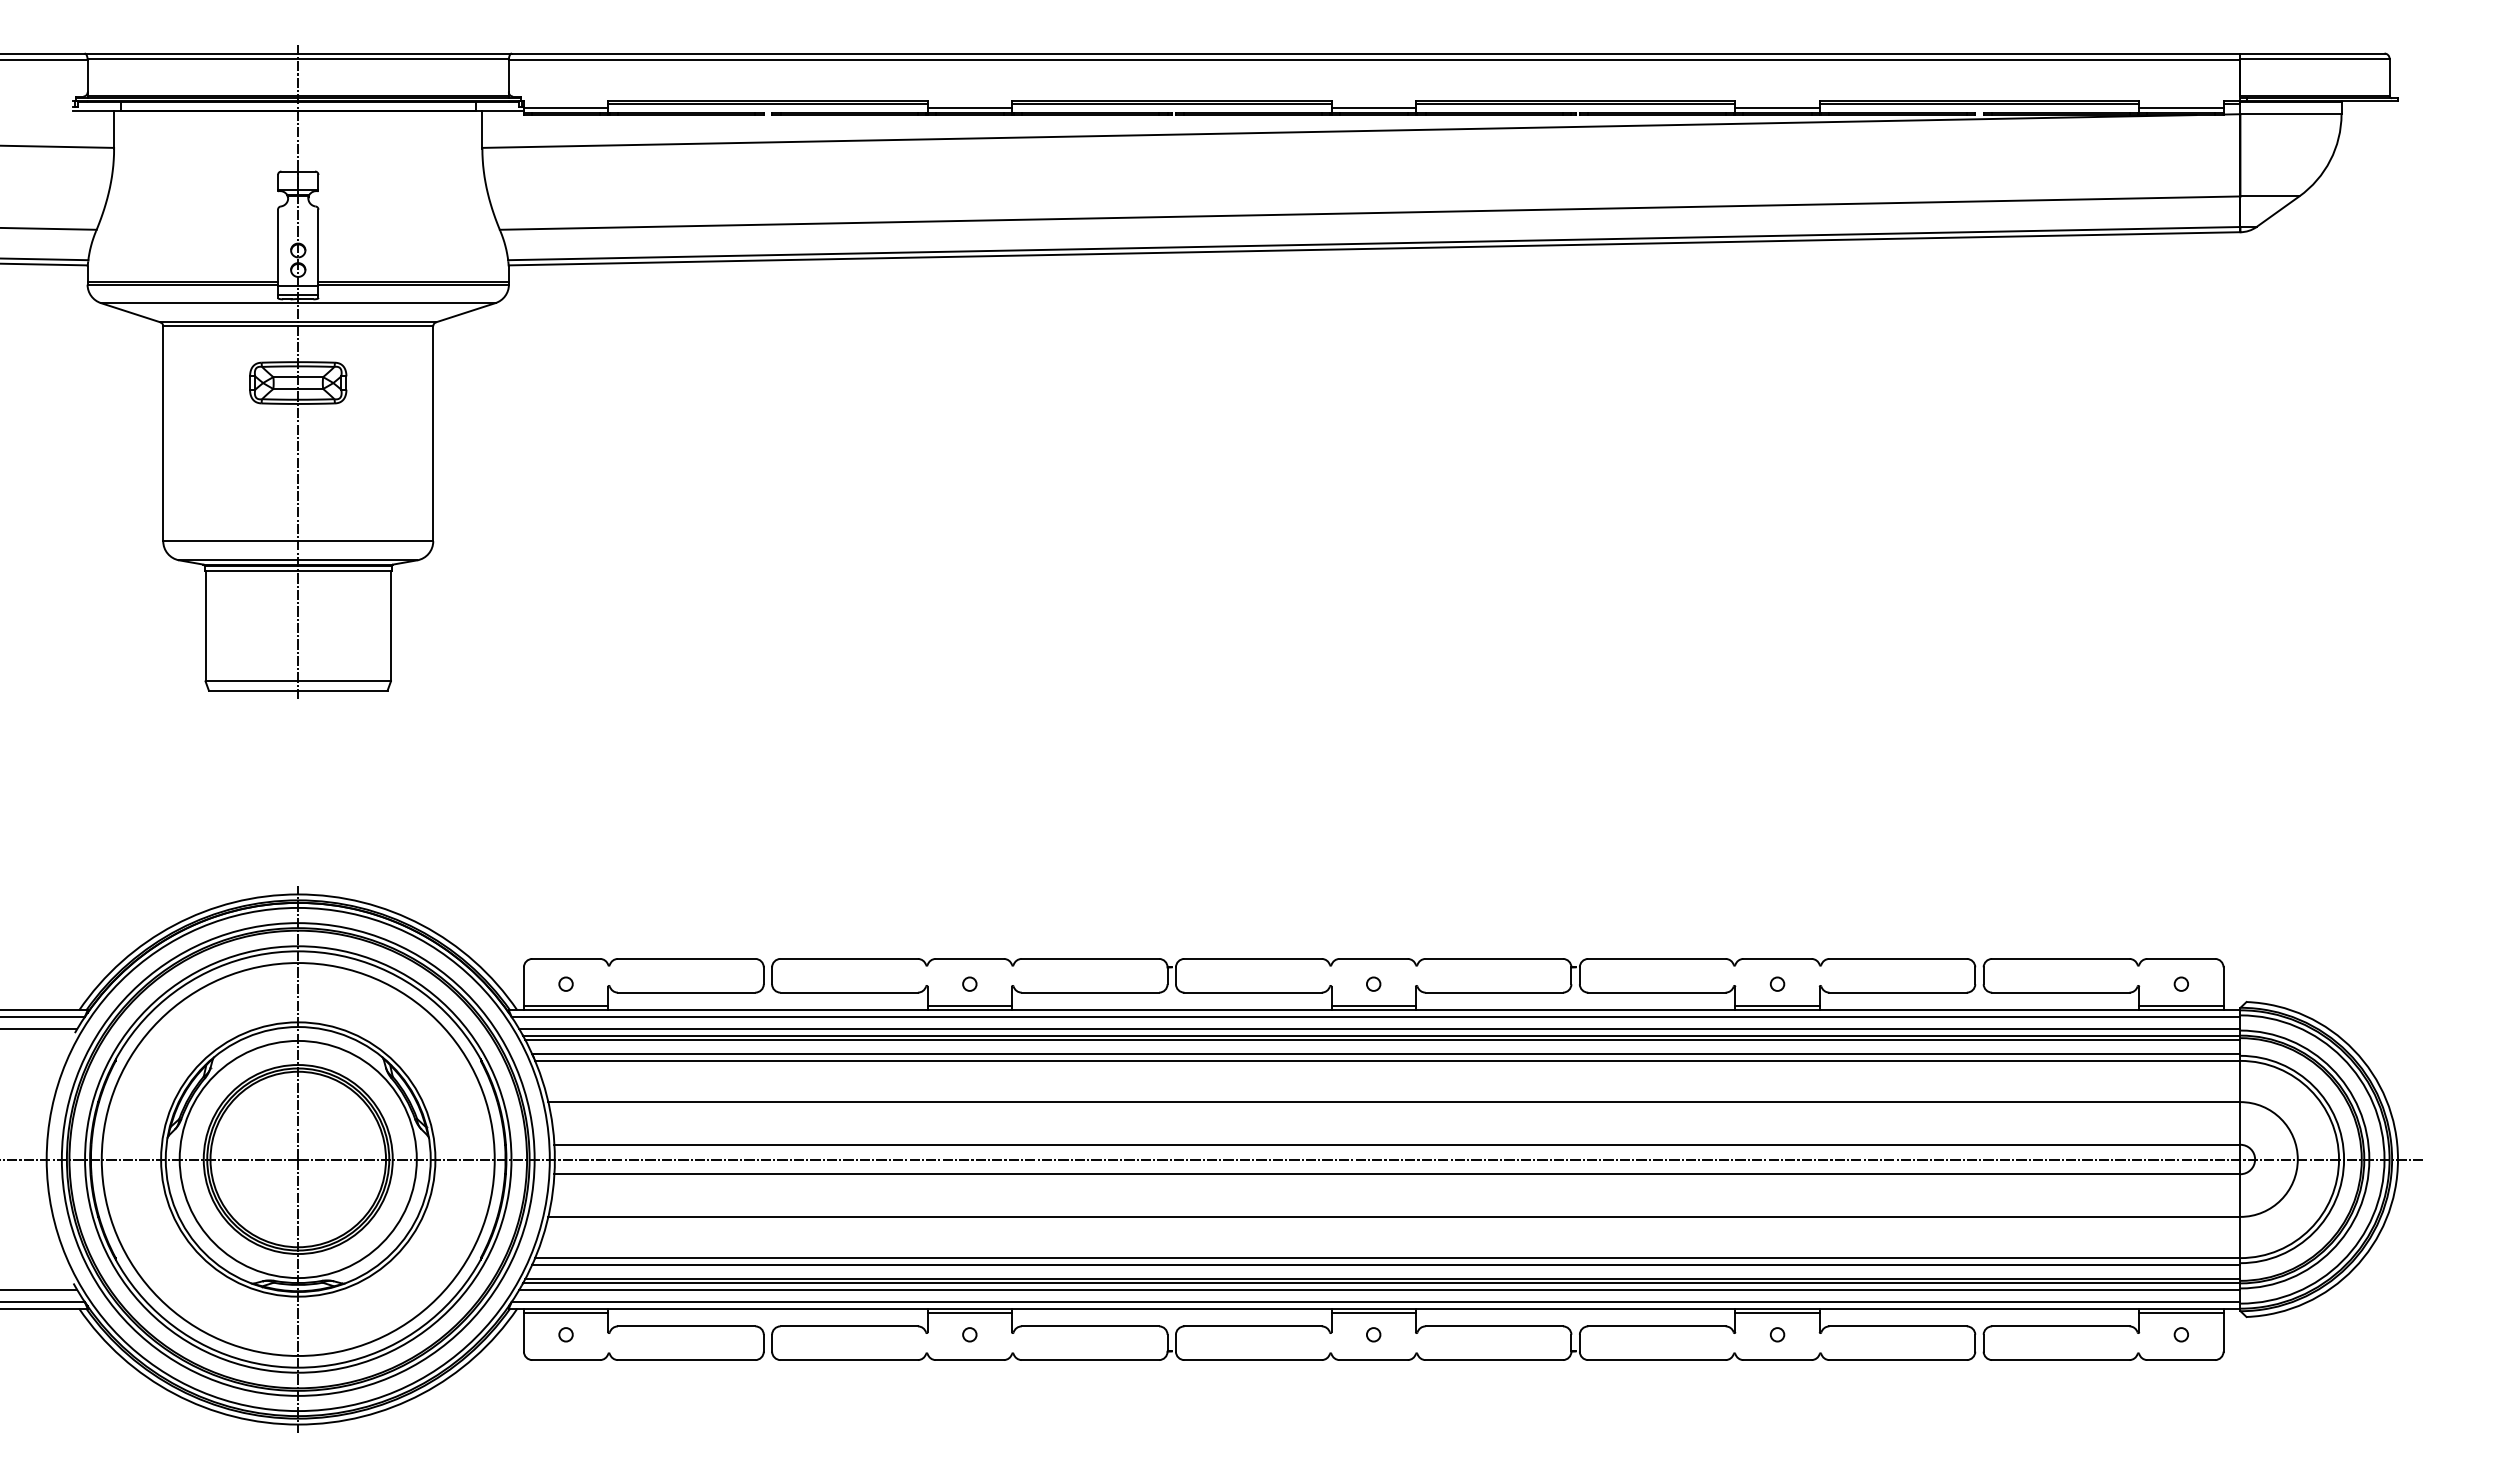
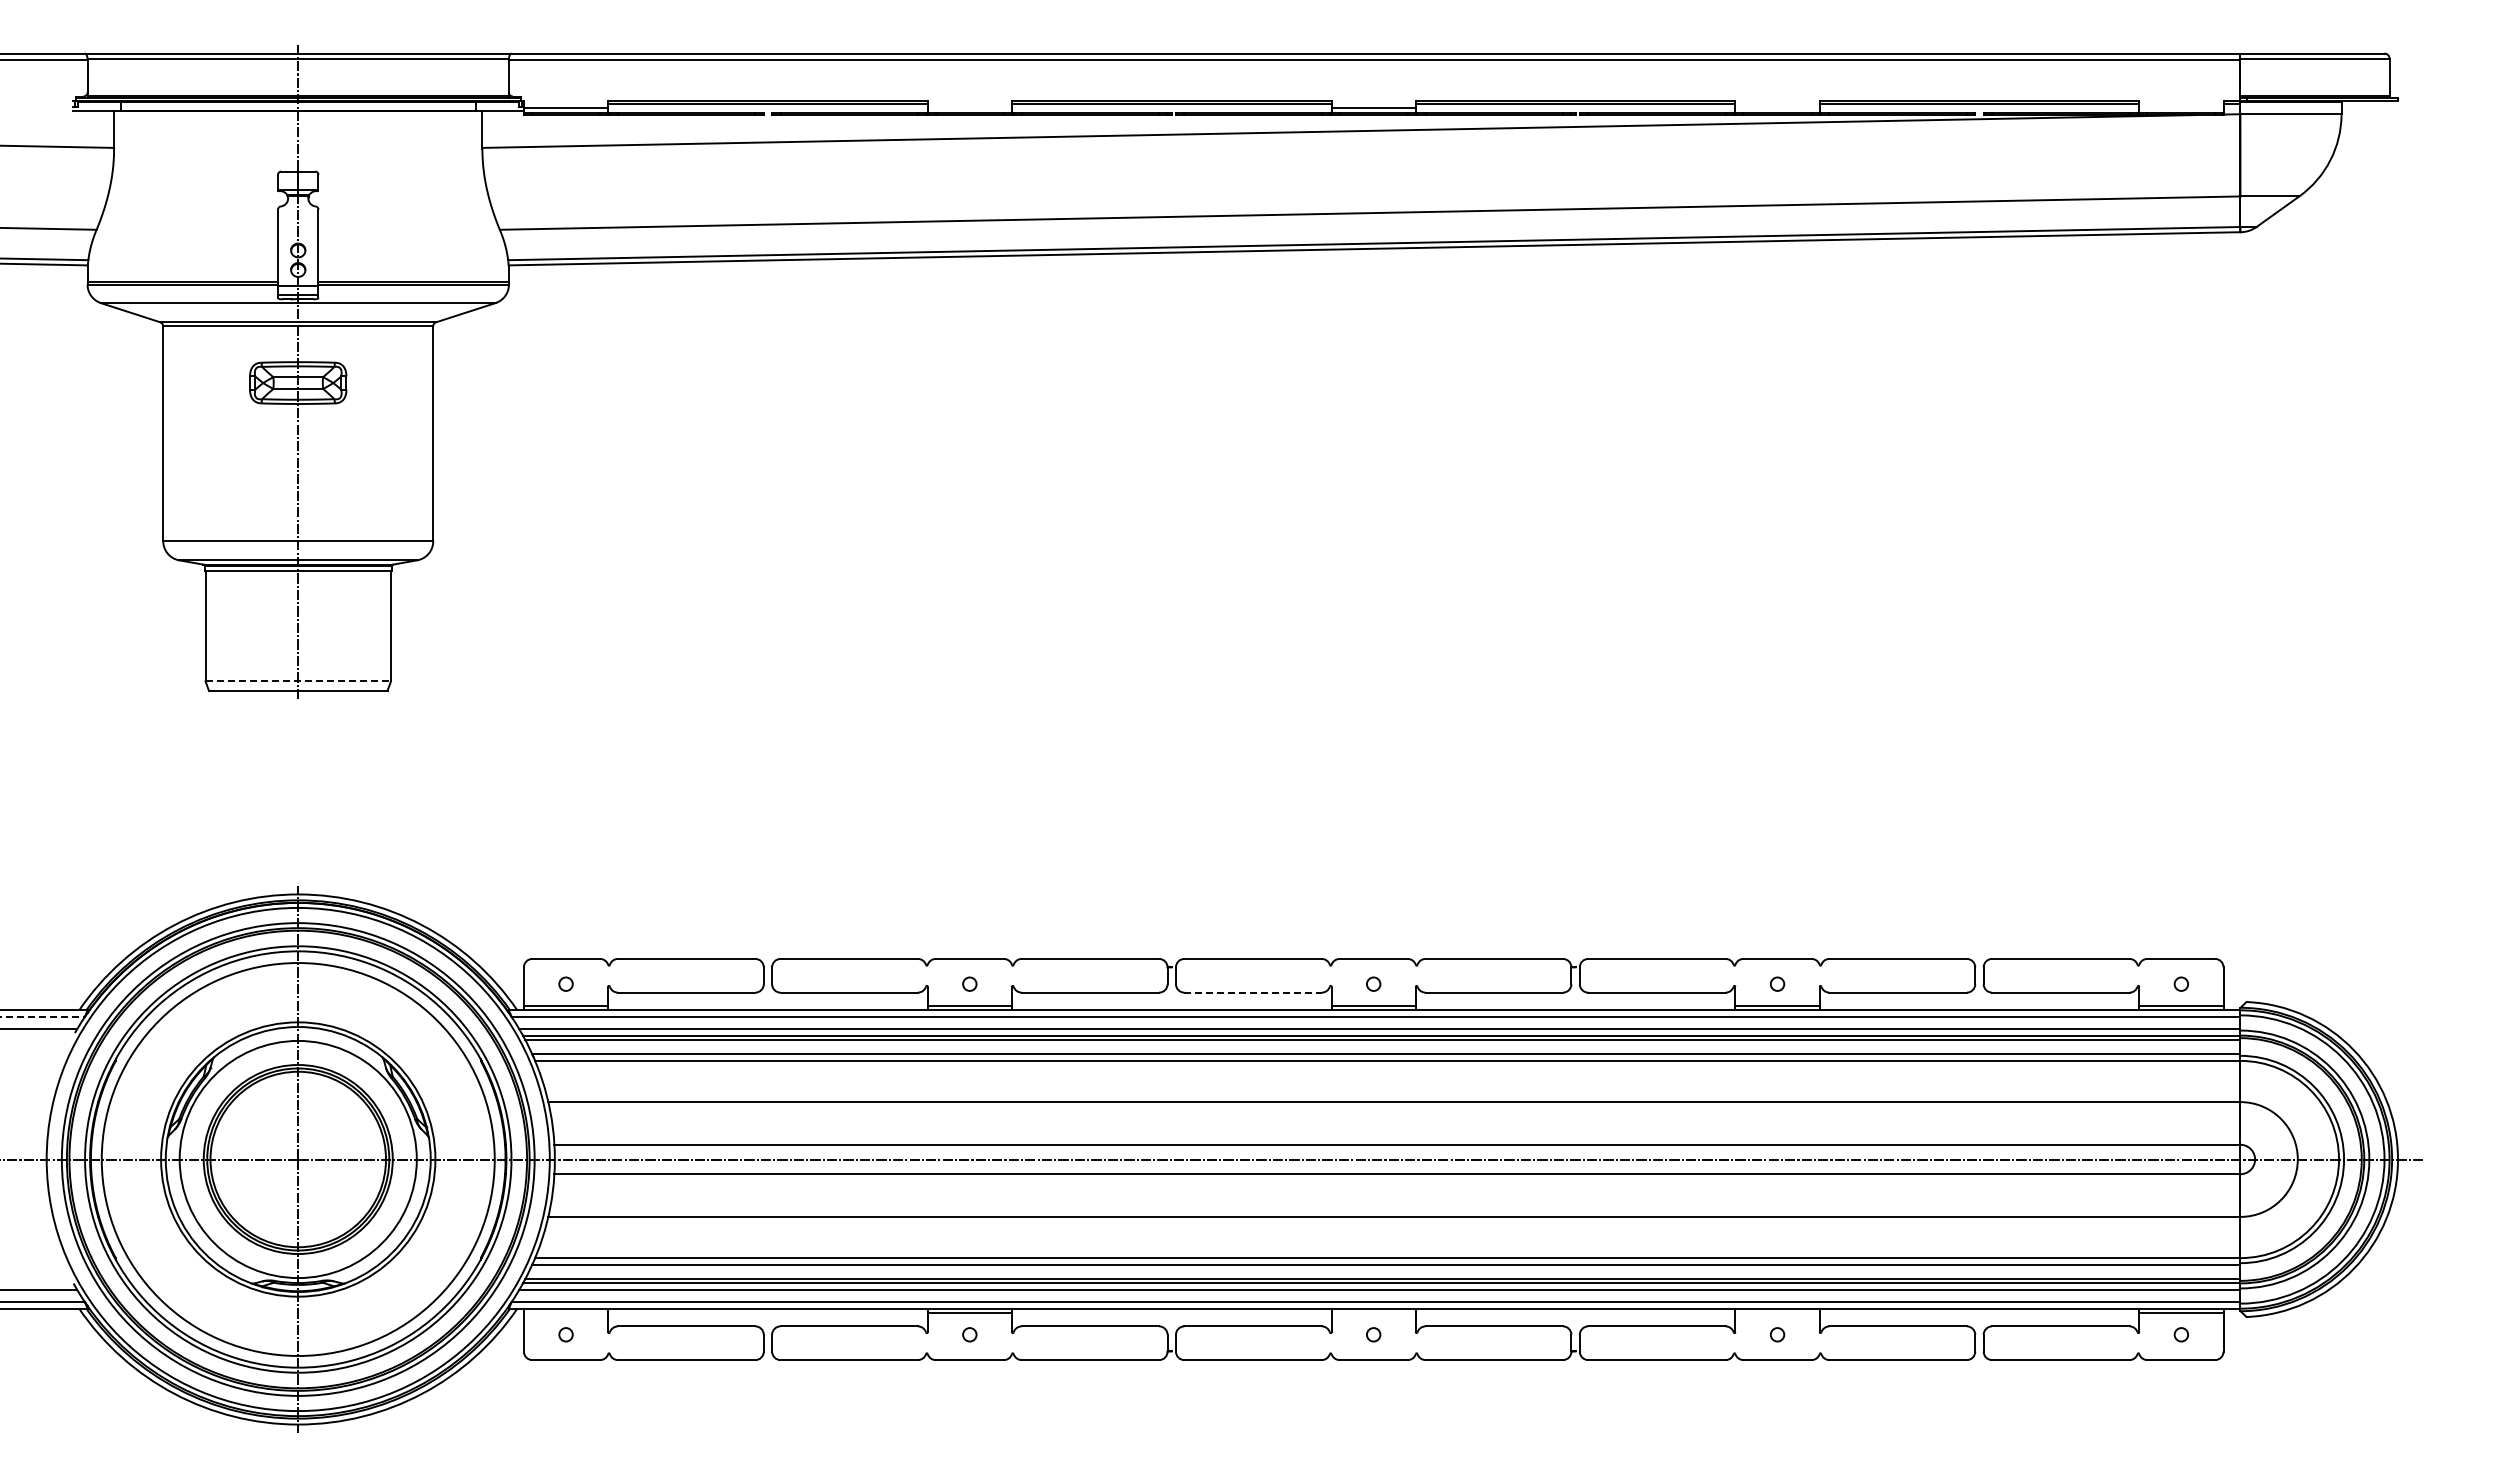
line: present -> none (969, 108)
line: present -> none (1777, 108)
line: present -> none (2181, 108)
line: solid -> dashed (298, 681)
line: solid -> dashed (1253, 992)
line: solid -> dashed (42, 1017)
line: present -> none (565, 1312)
line: present -> none (1373, 1312)
line: present -> none (1777, 1312)
